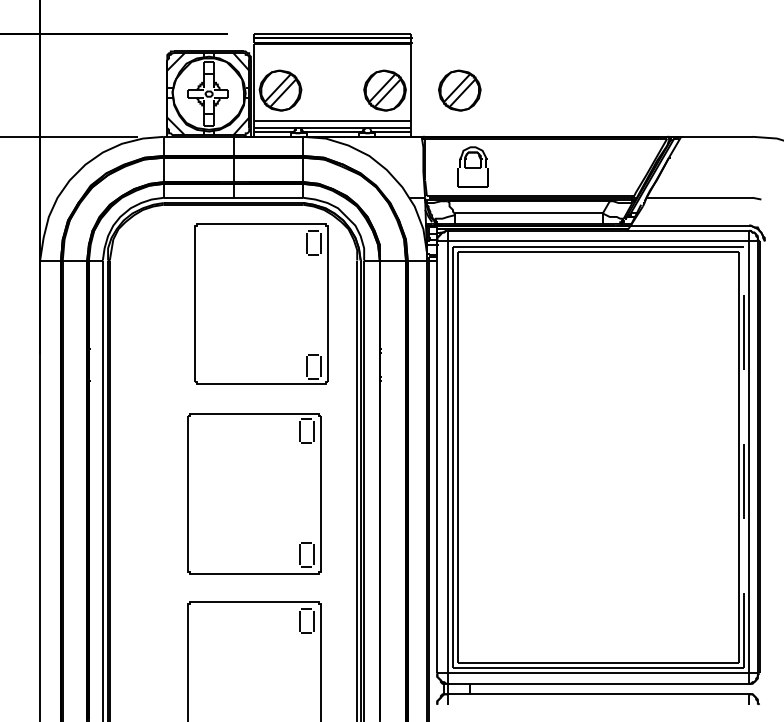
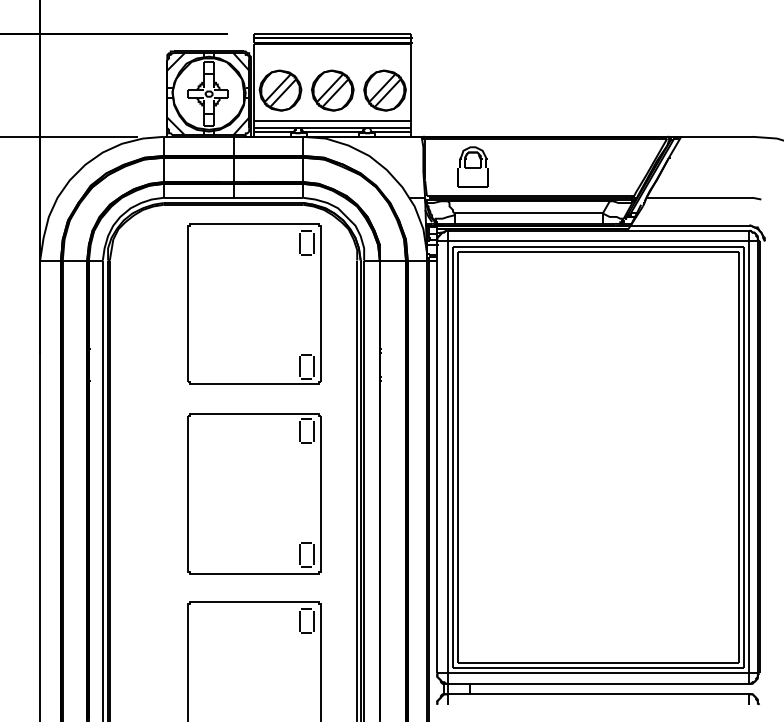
part position: (459, 90) -> (332, 90) (332, 90)
part position: (261, 303) -> (254, 303) (254, 303)
line: dashed -> solid (743, 457)
